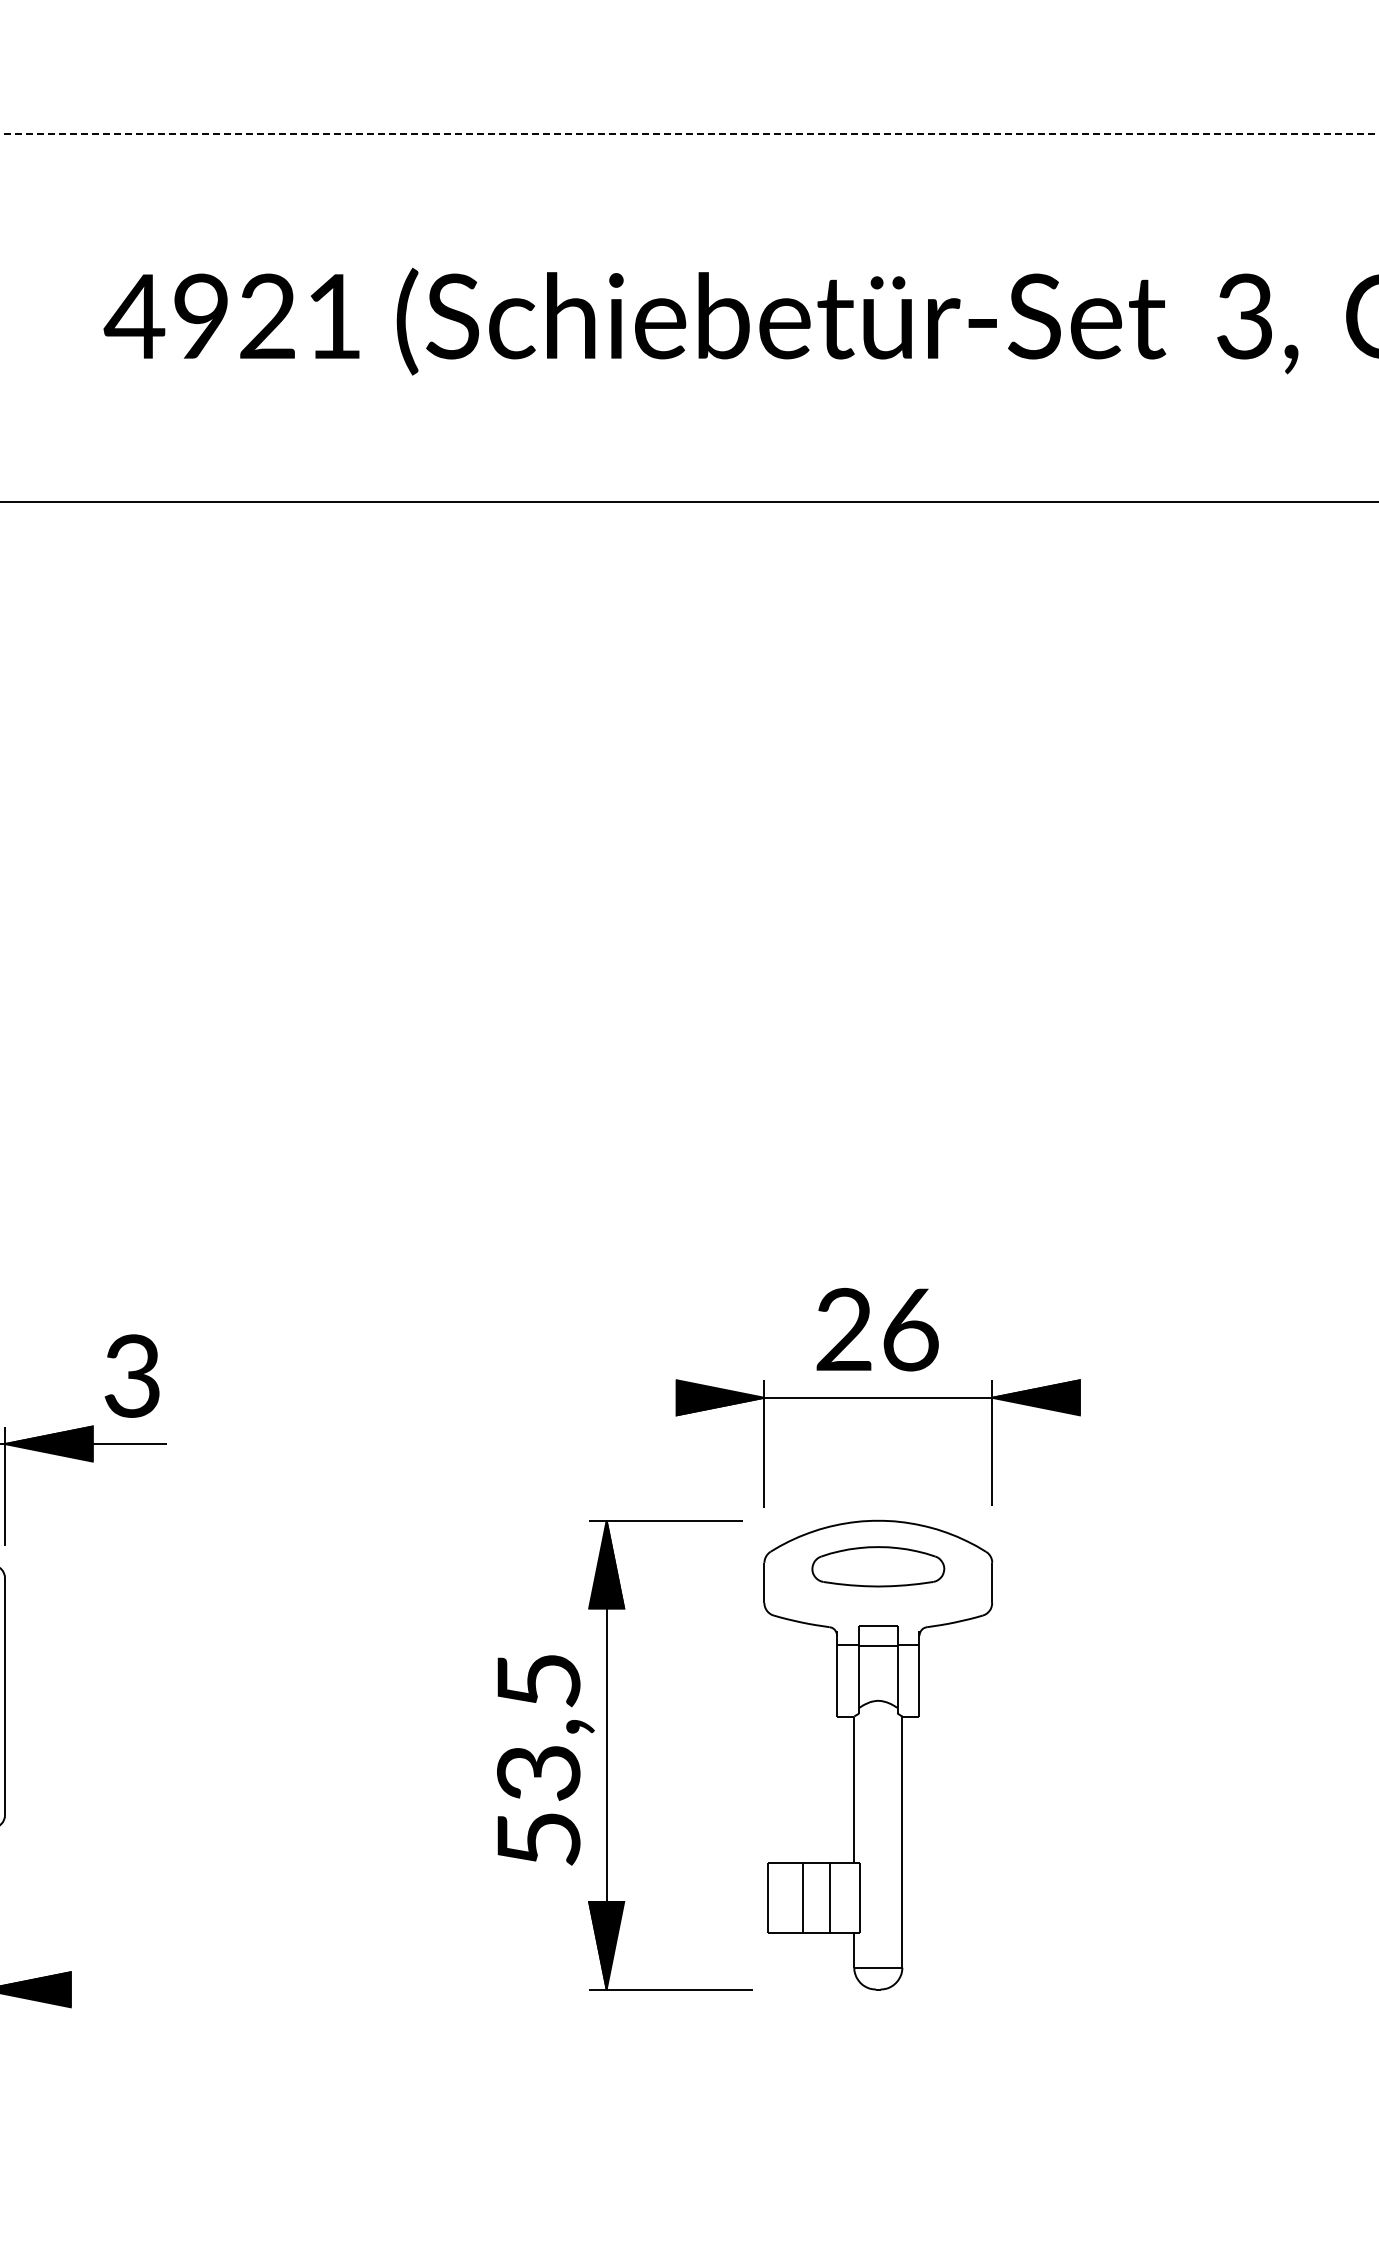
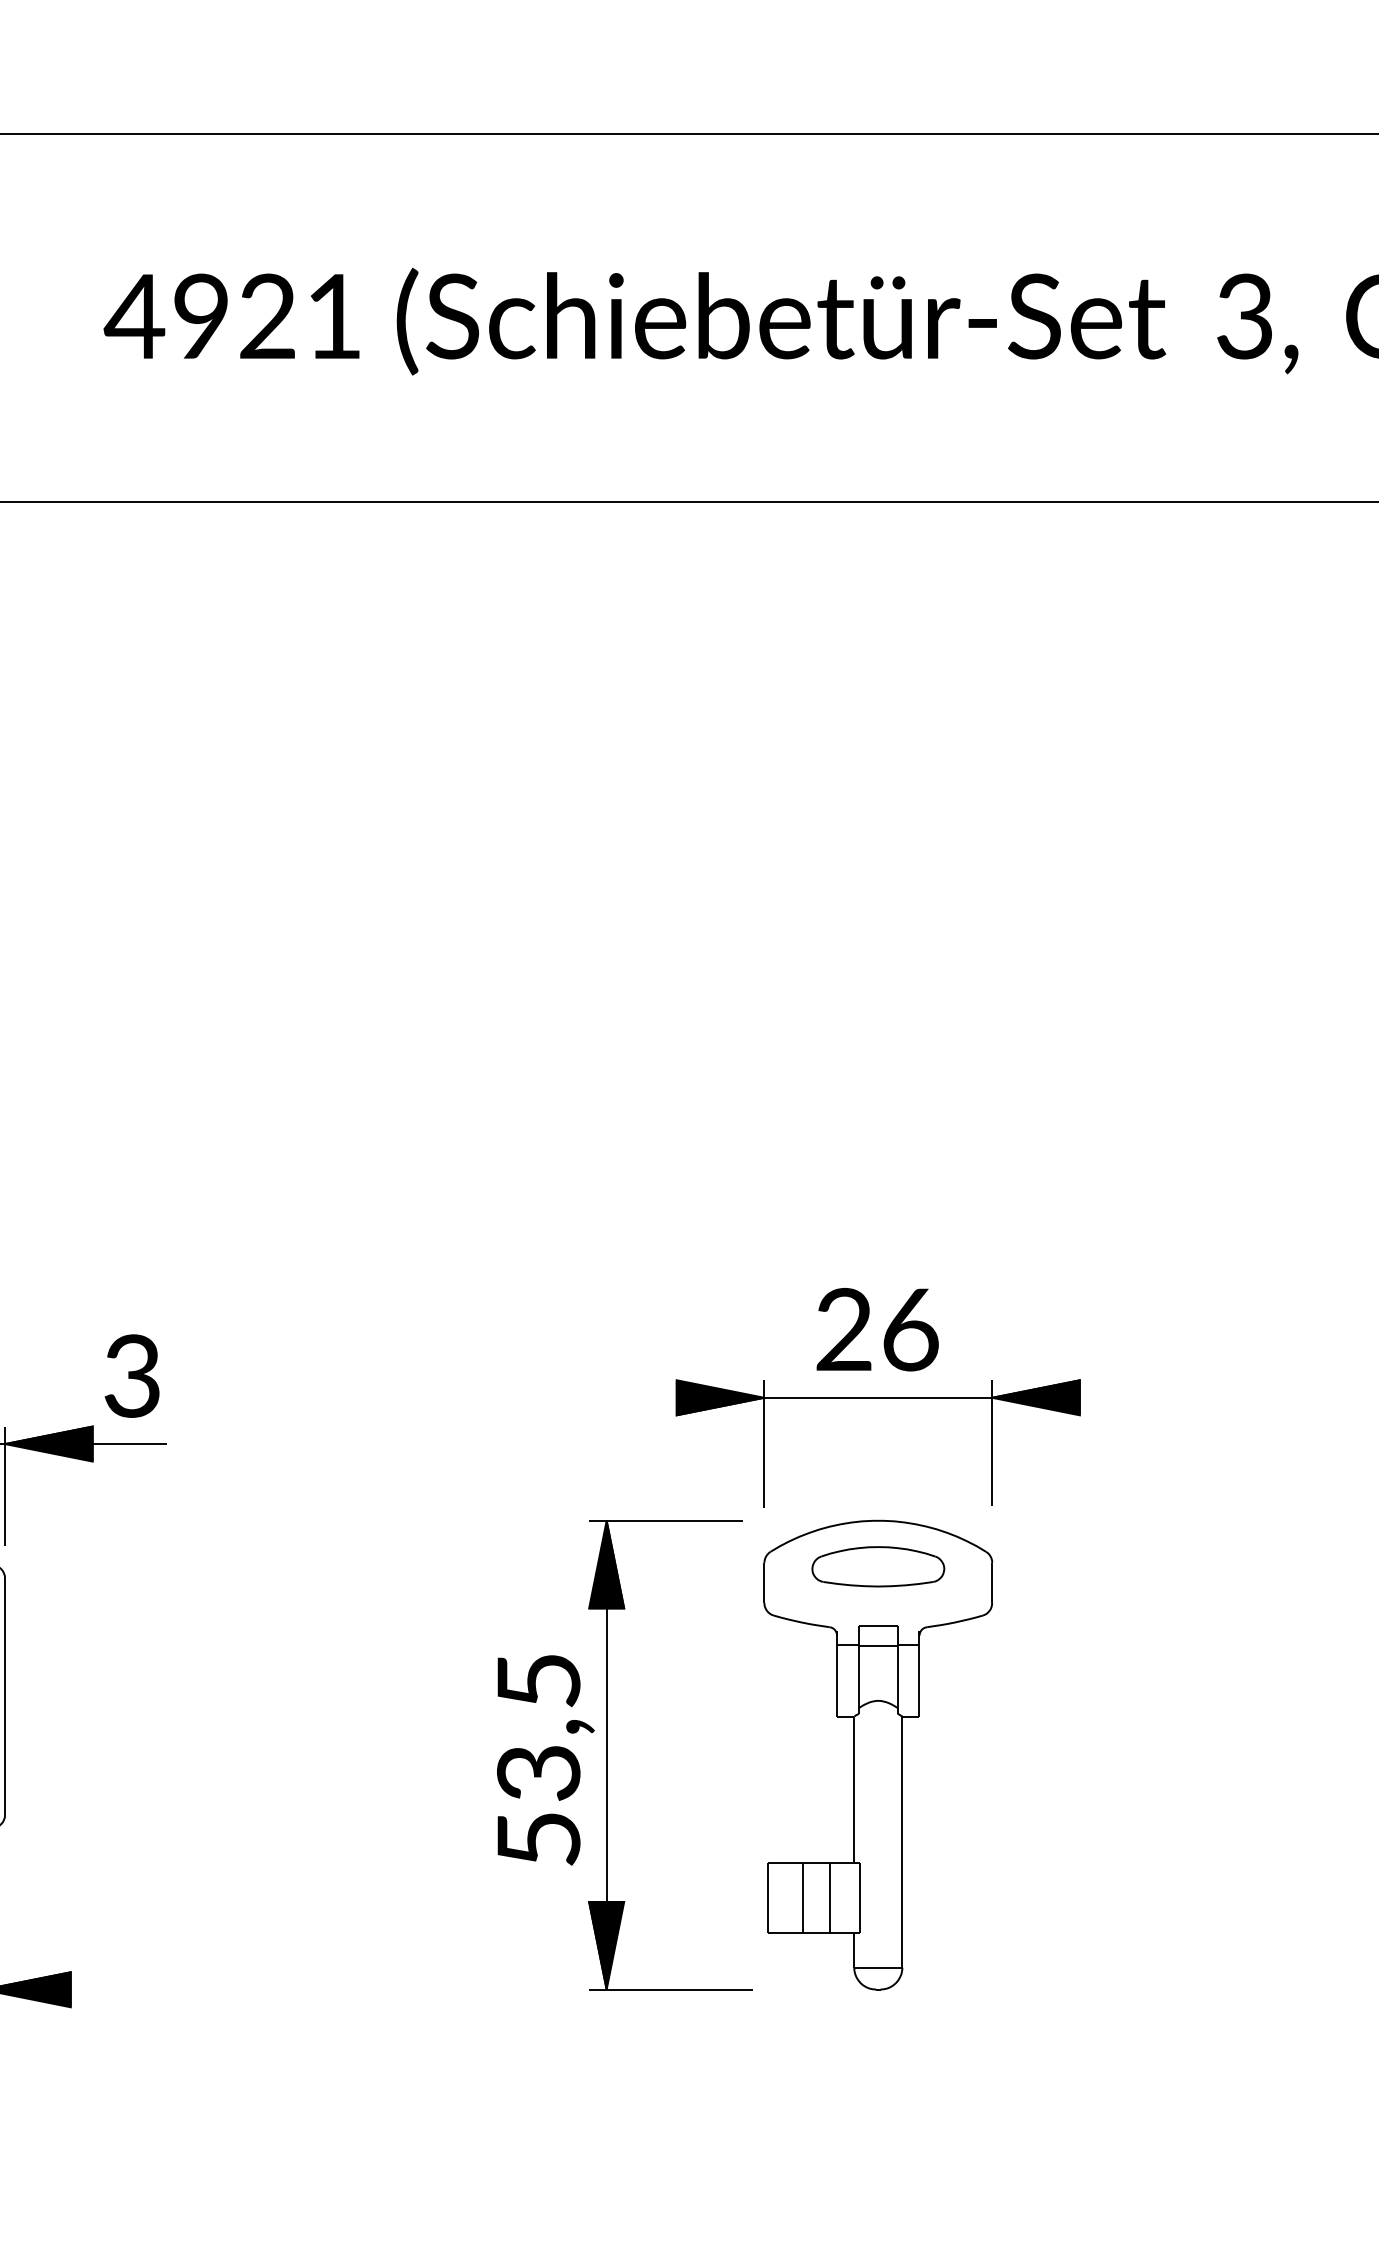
line: dashed -> solid (689, 133)
